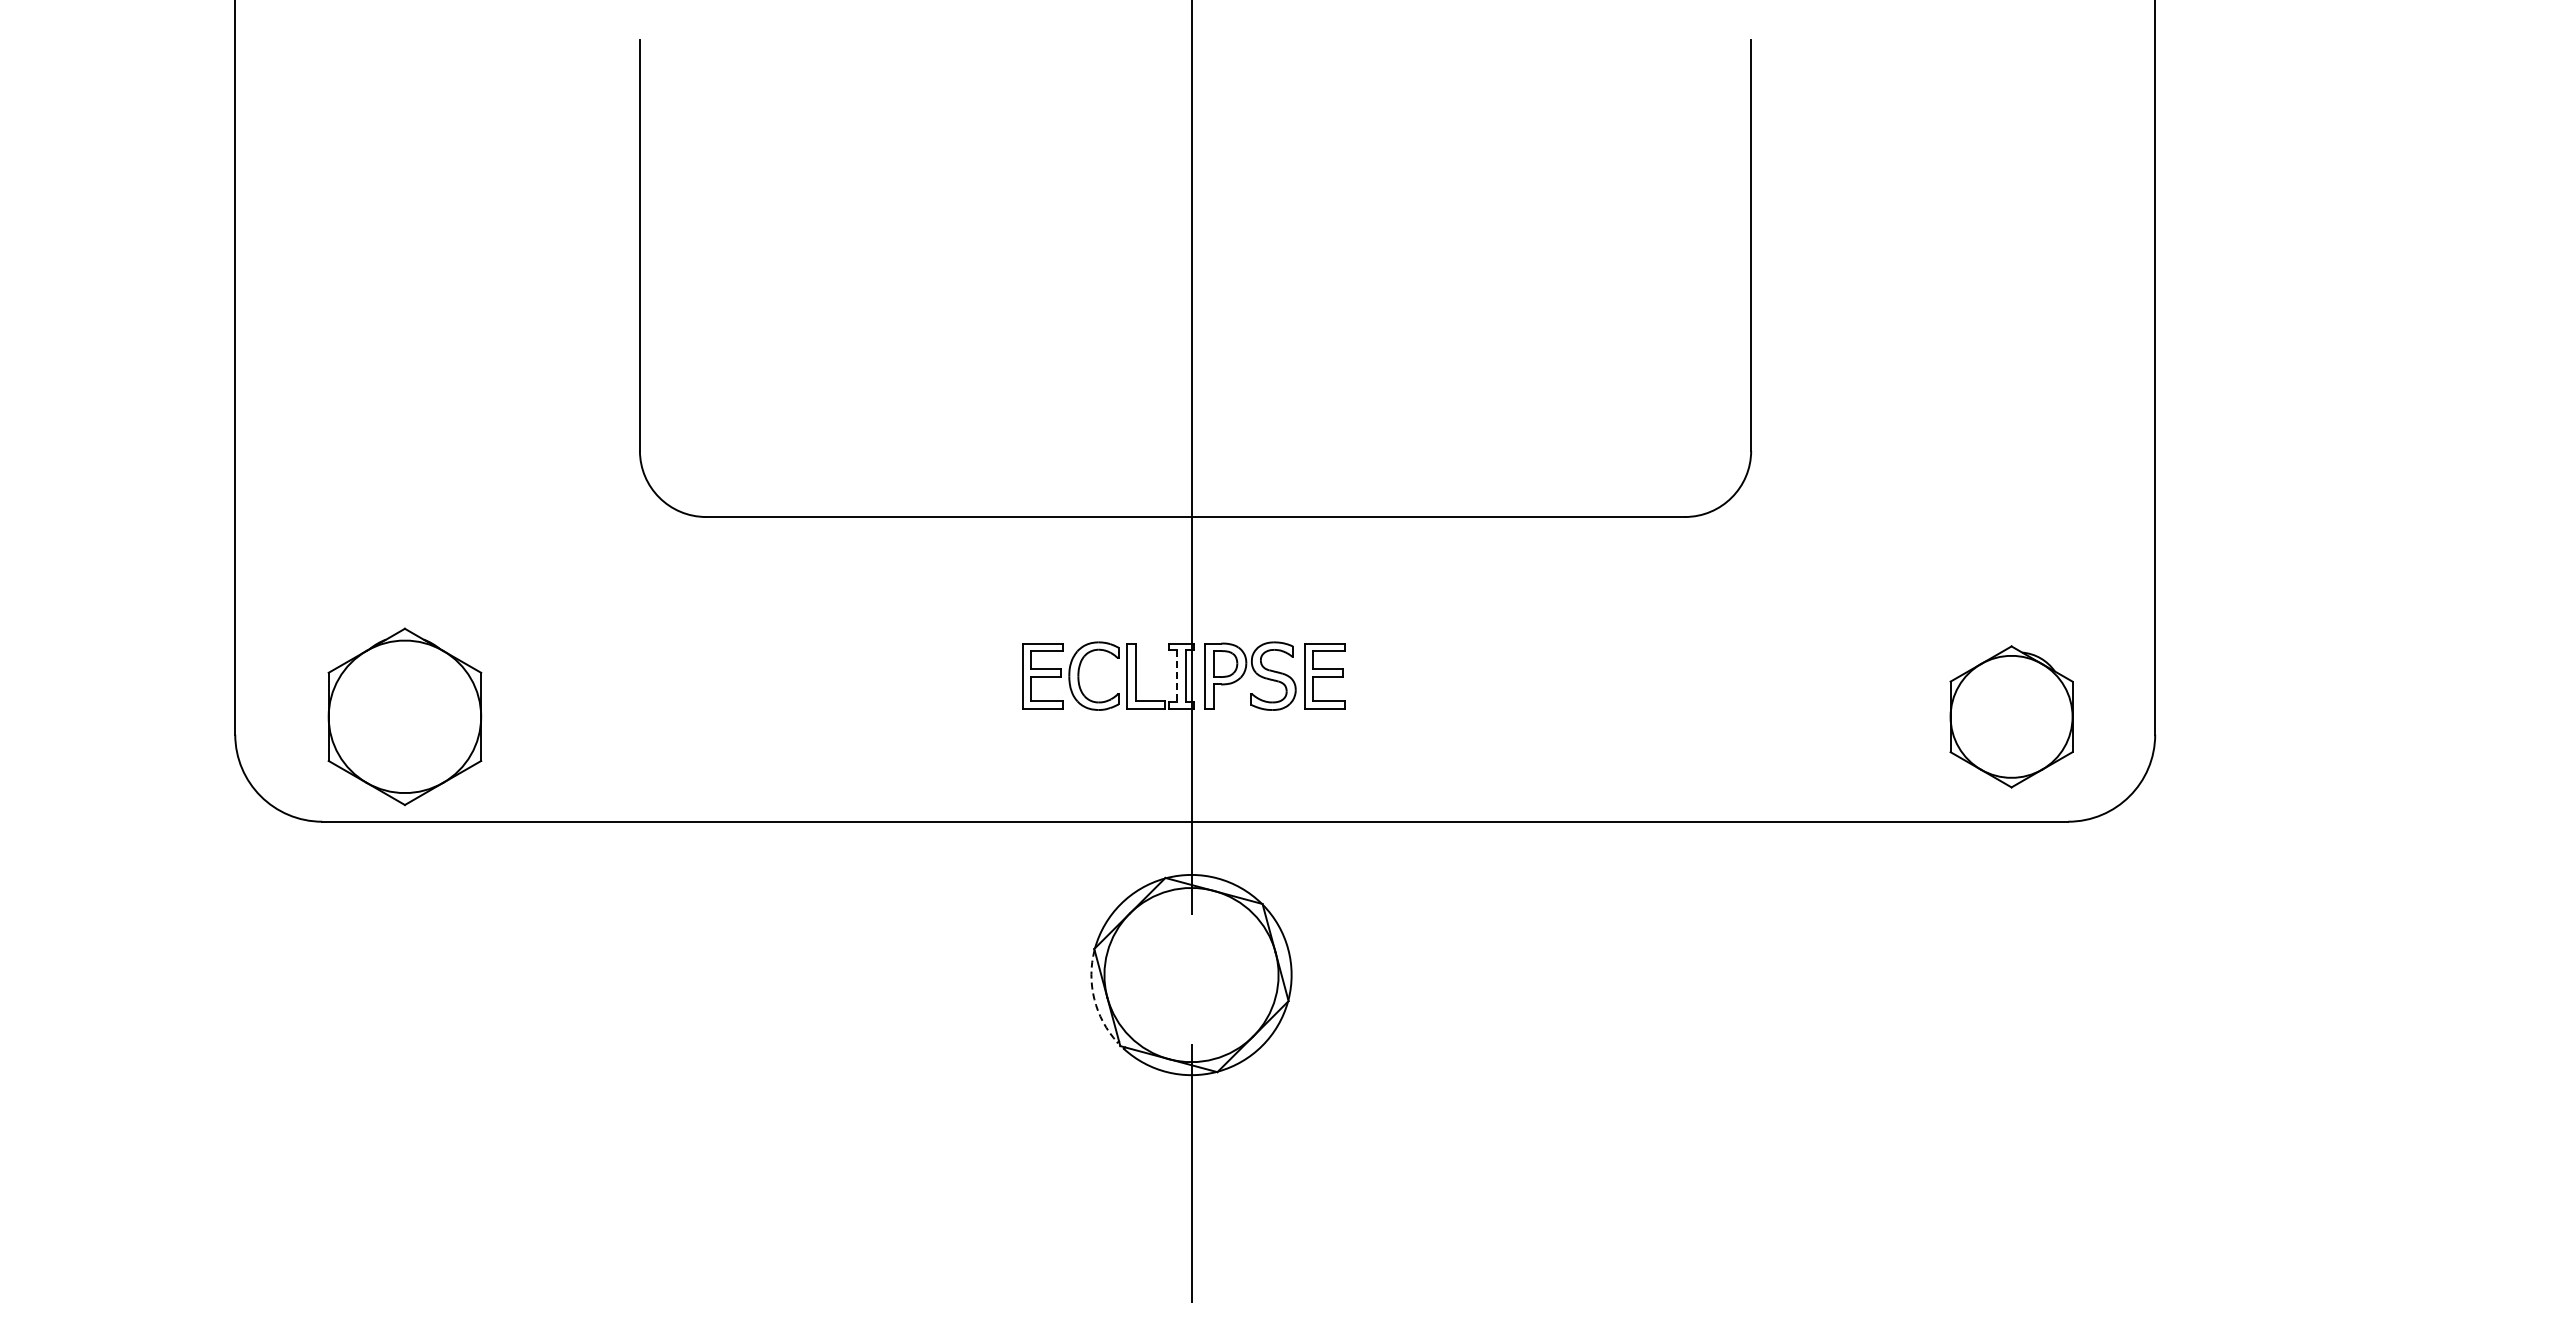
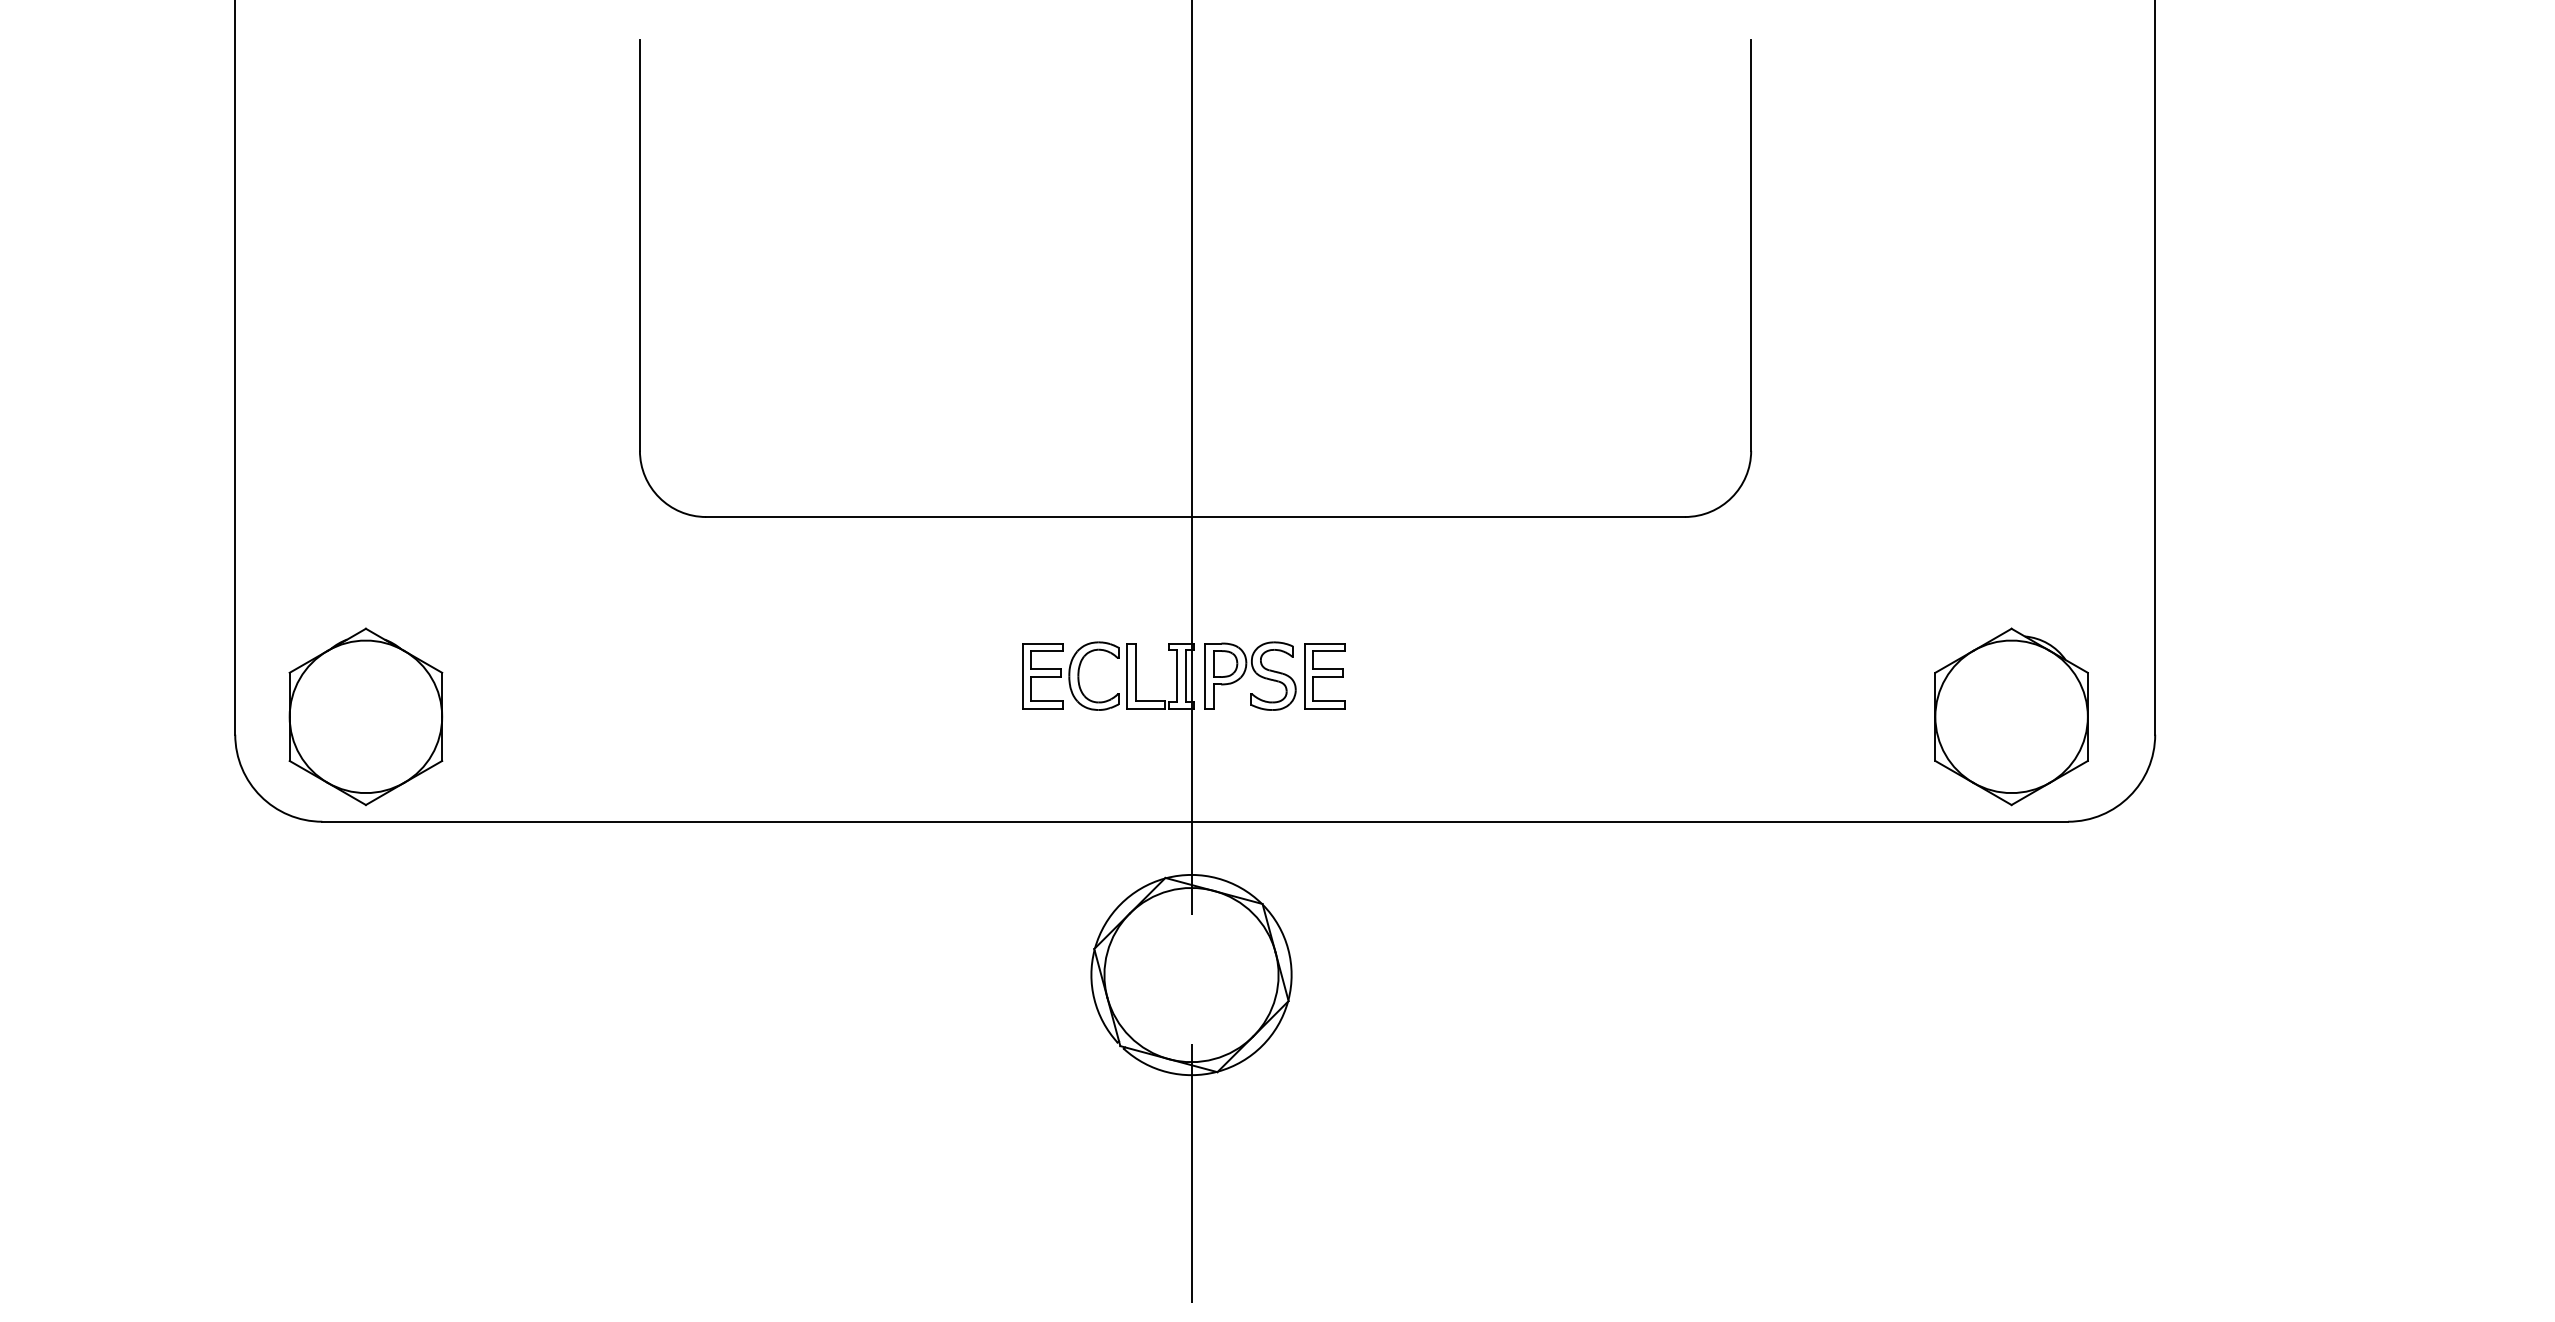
line: dashed -> solid (1177, 676)
part position: (404, 716) -> (365, 716) (365, 716)
part size: 125x144 px -> 155x180 px (2011, 716)
arc: dashed -> solid (1094, 999)
